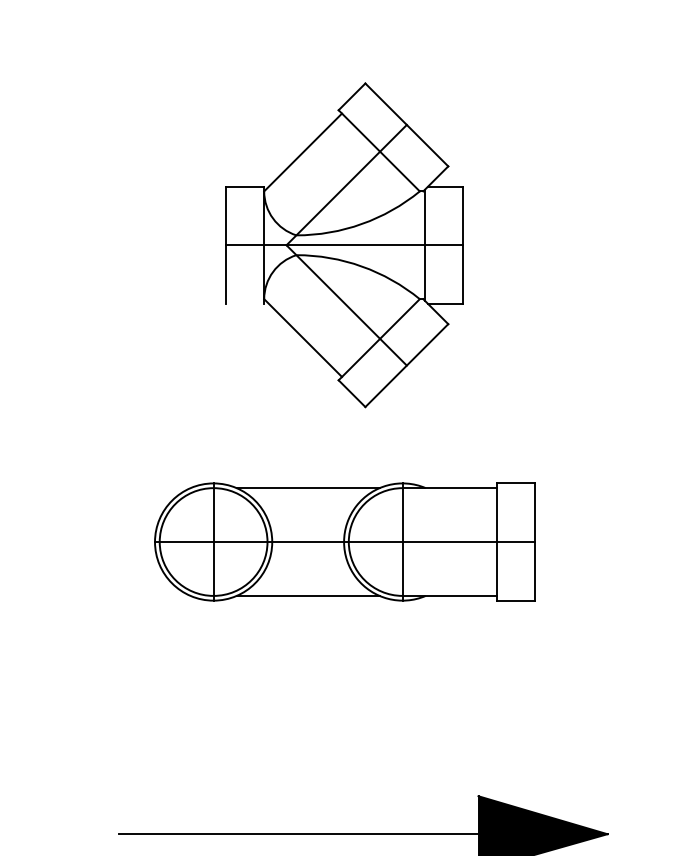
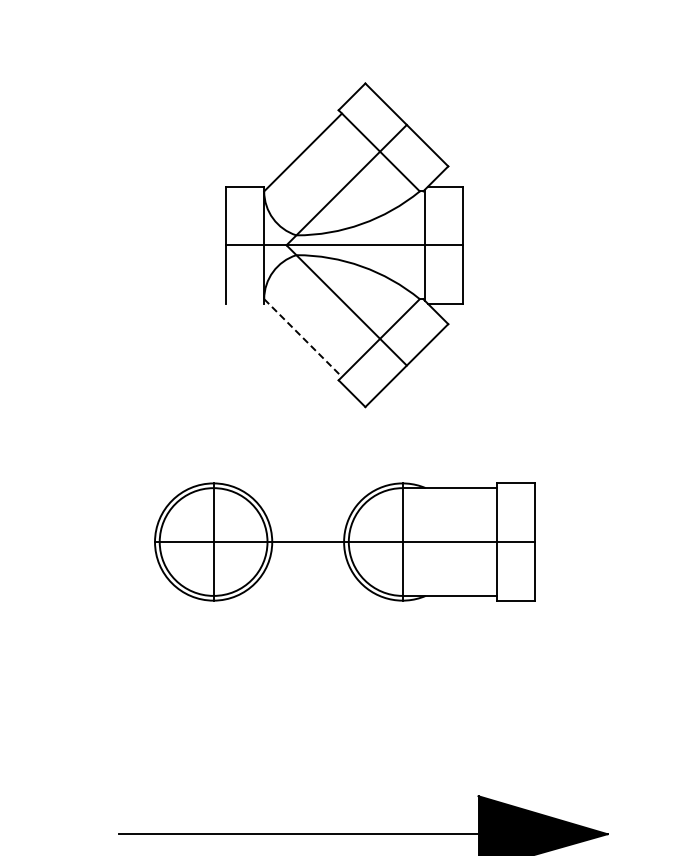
line: solid -> dashed (303, 338)
line: present -> none (307, 488)
line: present -> none (307, 595)
